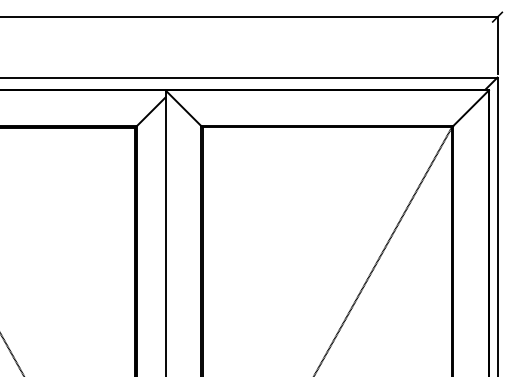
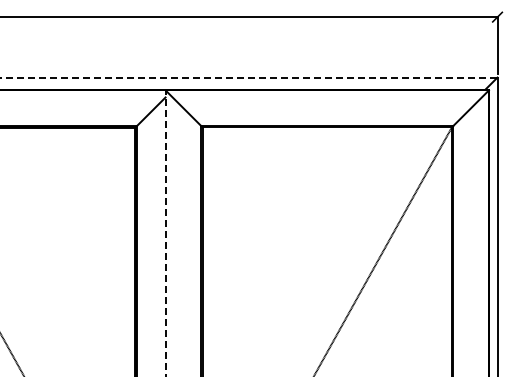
line: solid -> dashed (249, 77)
line: solid -> dashed (165, 233)
